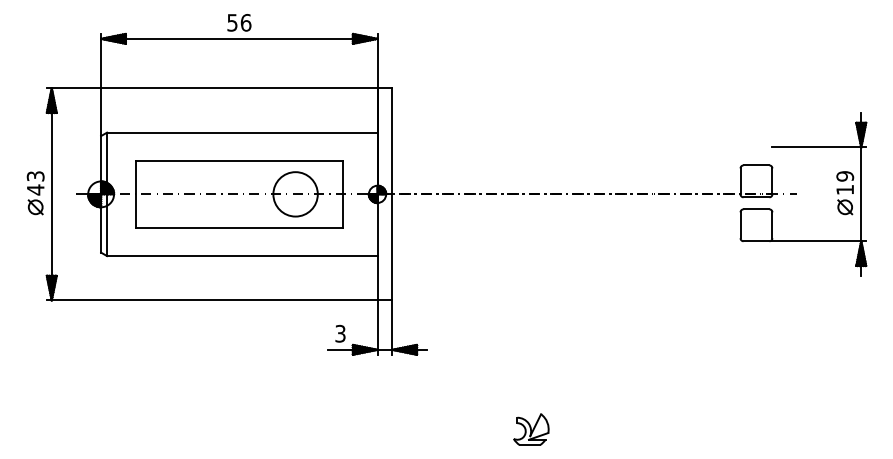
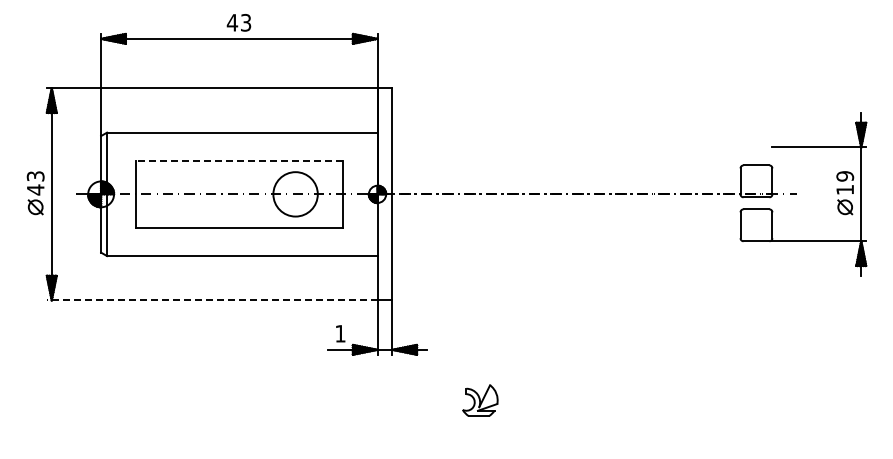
text: 56 -> 43 (238, 22)
line: solid -> dashed (239, 160)
line: solid -> dashed (211, 300)
text: 3 -> 1 (340, 333)
part position: (531, 429) -> (480, 400) (480, 400)
